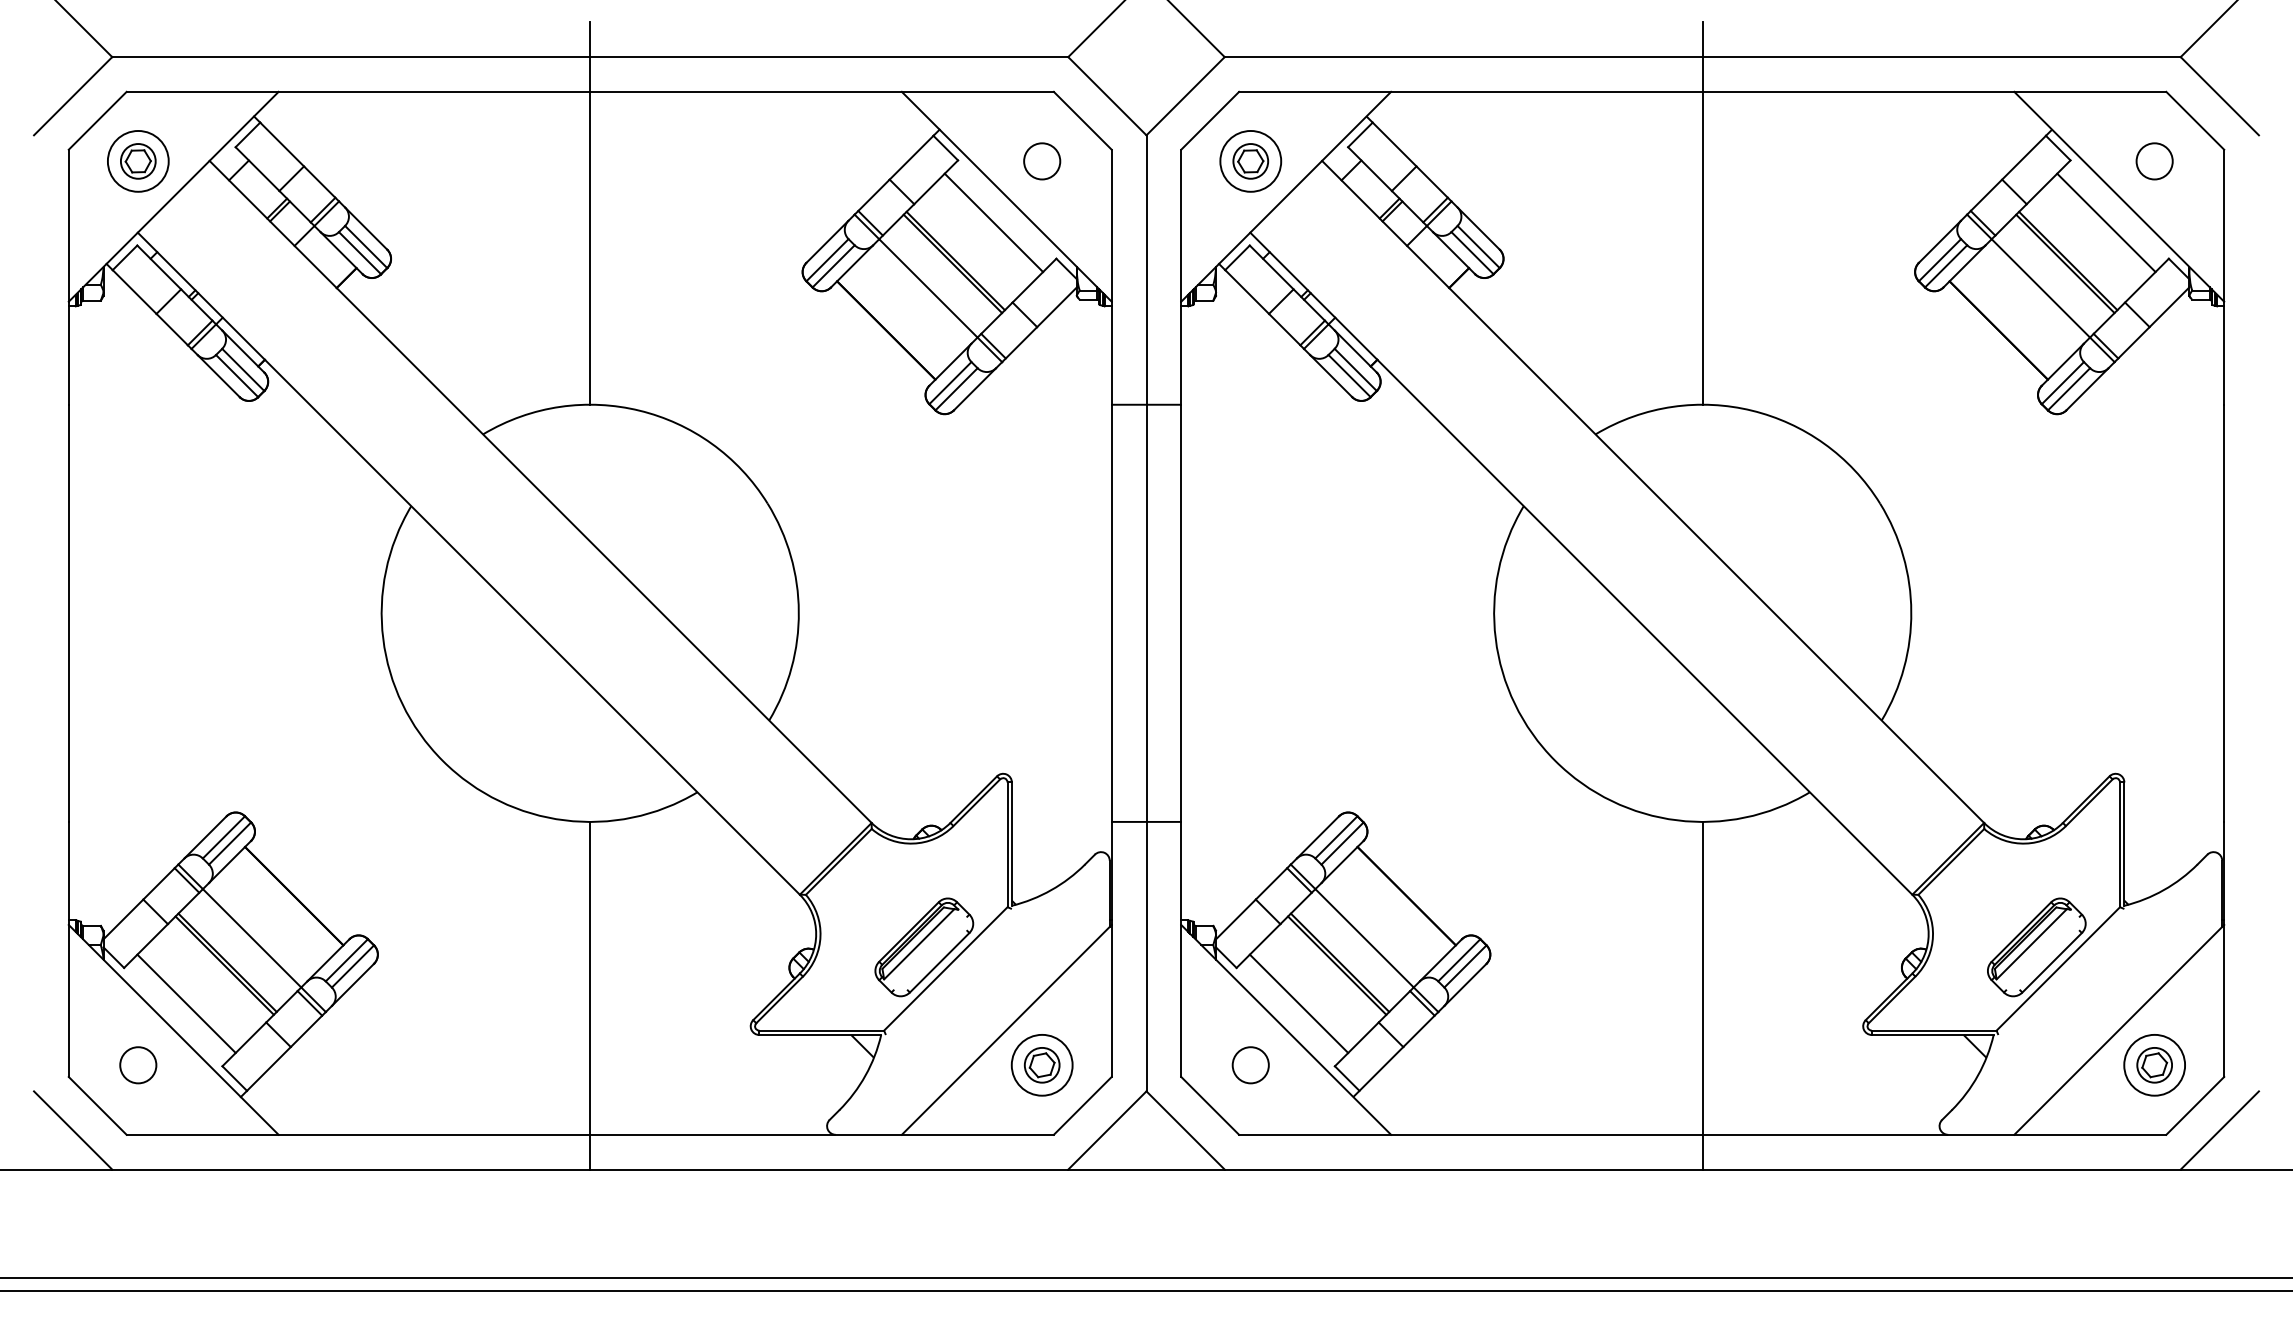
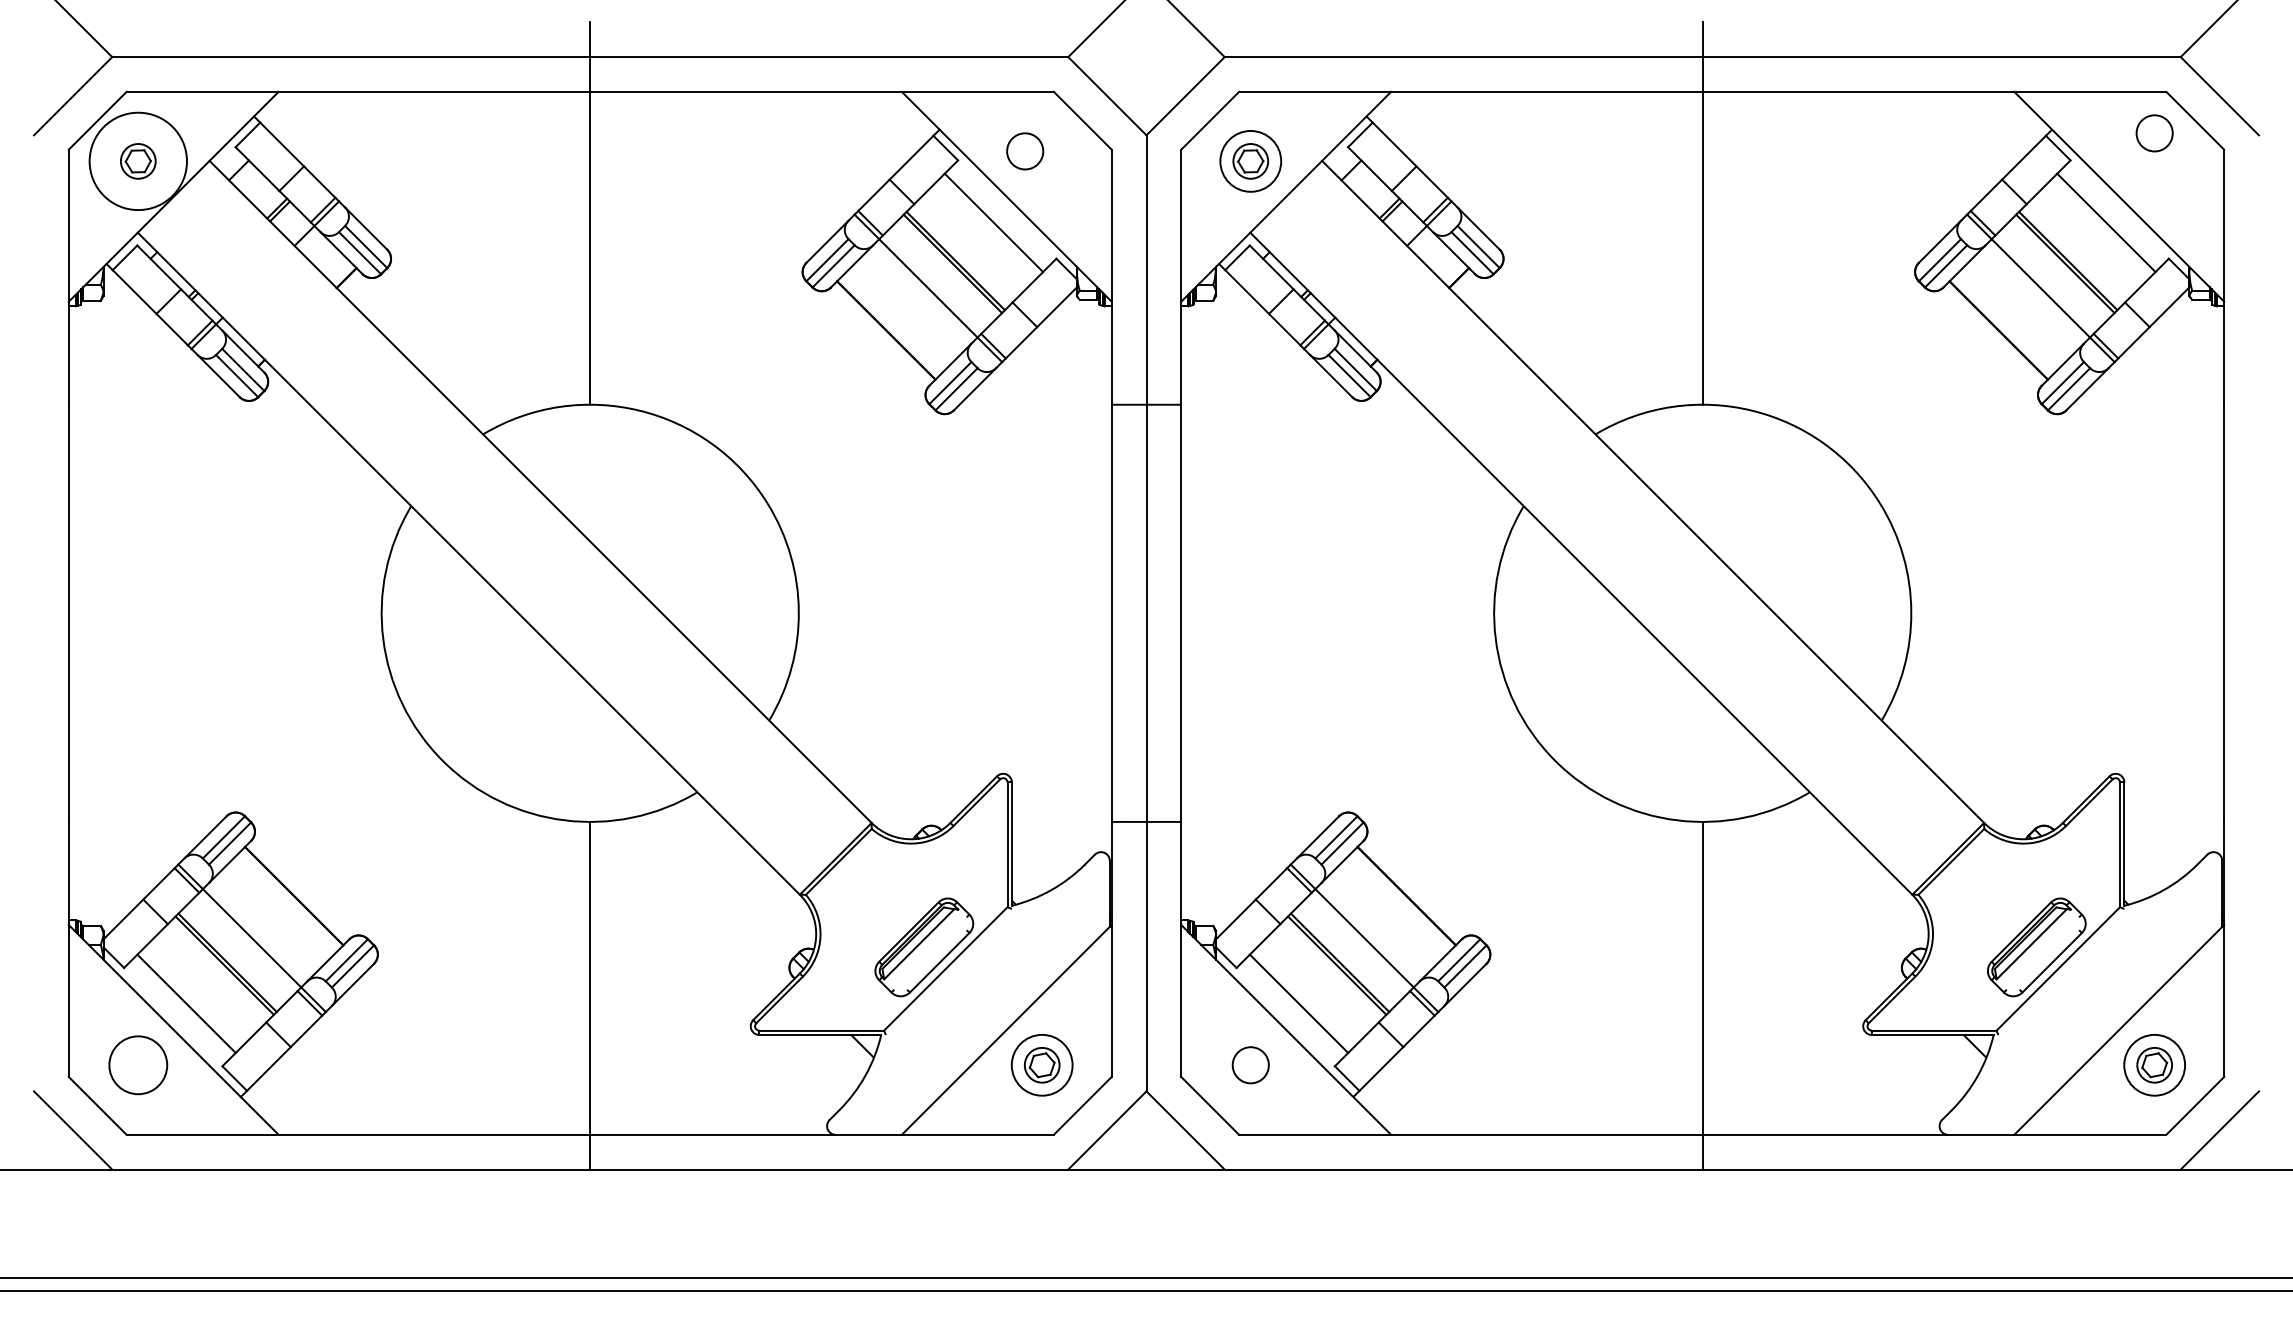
circle diameter: 61 px -> 97 px (137, 161)
circle position: (1042, 161) -> (1025, 151) (1025, 151)
circle position: (2154, 161) -> (2154, 133) (2154, 133)
circle diameter: 36 px -> 58 px (138, 1065)
